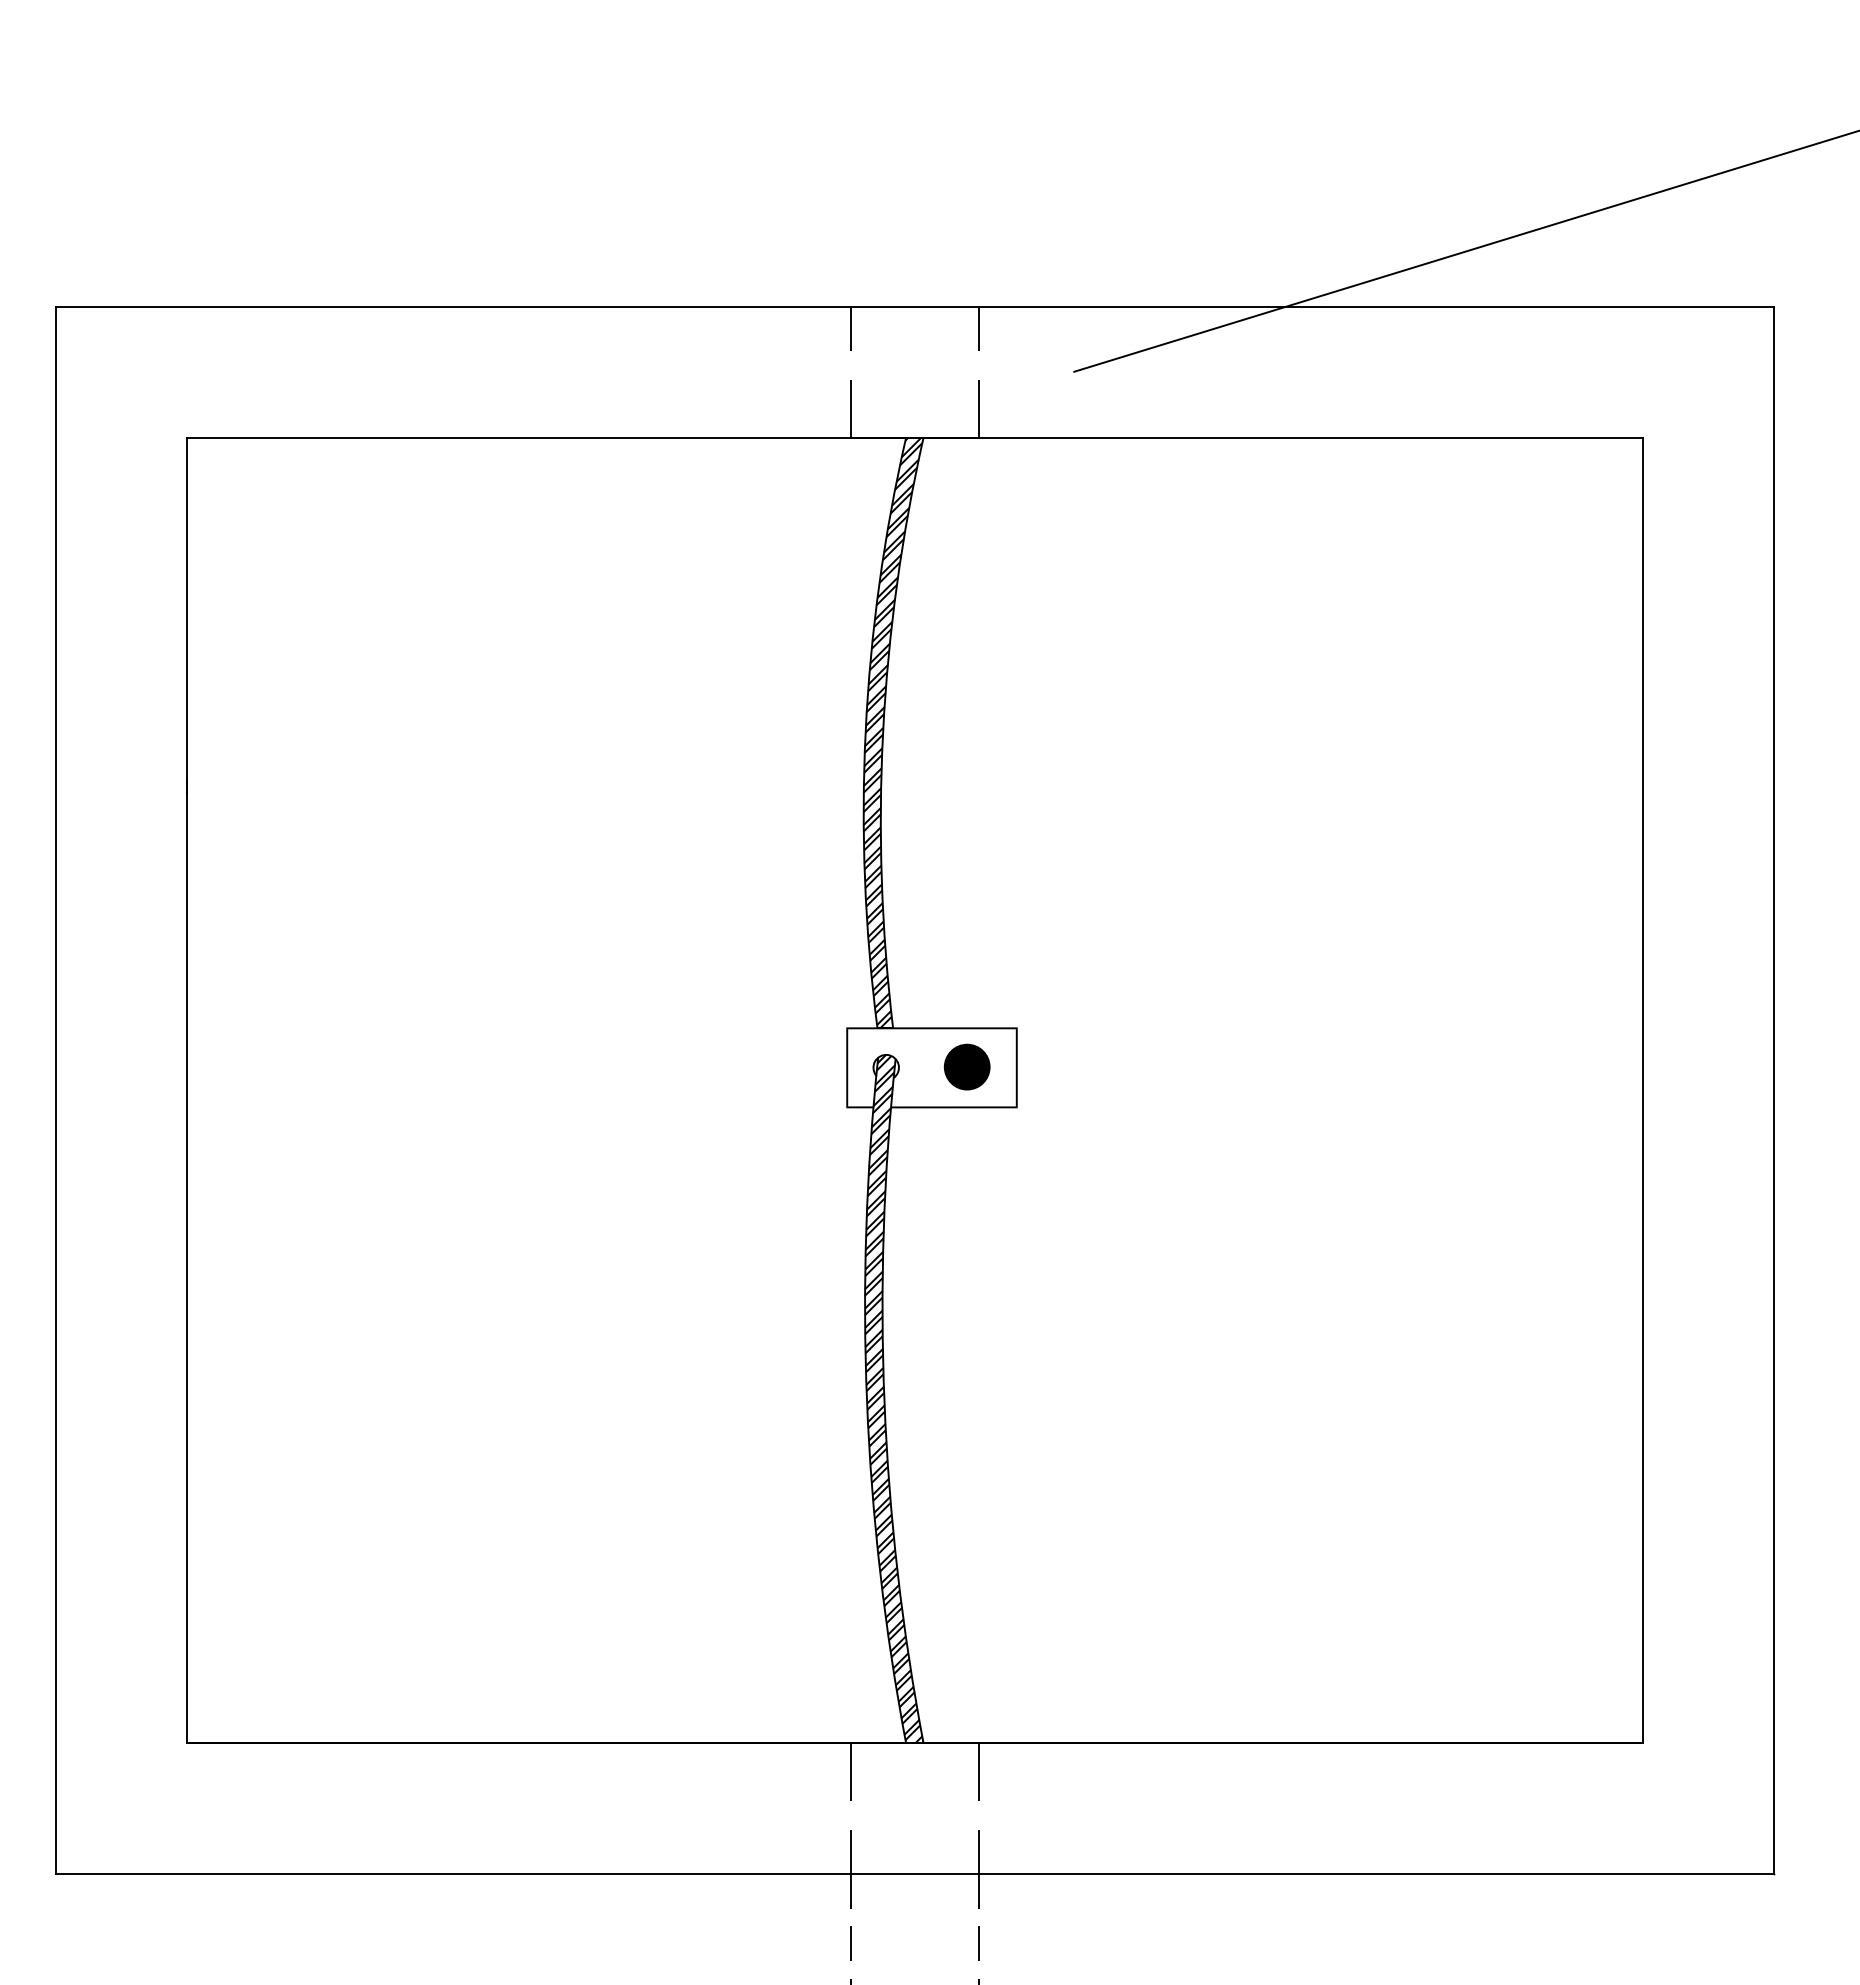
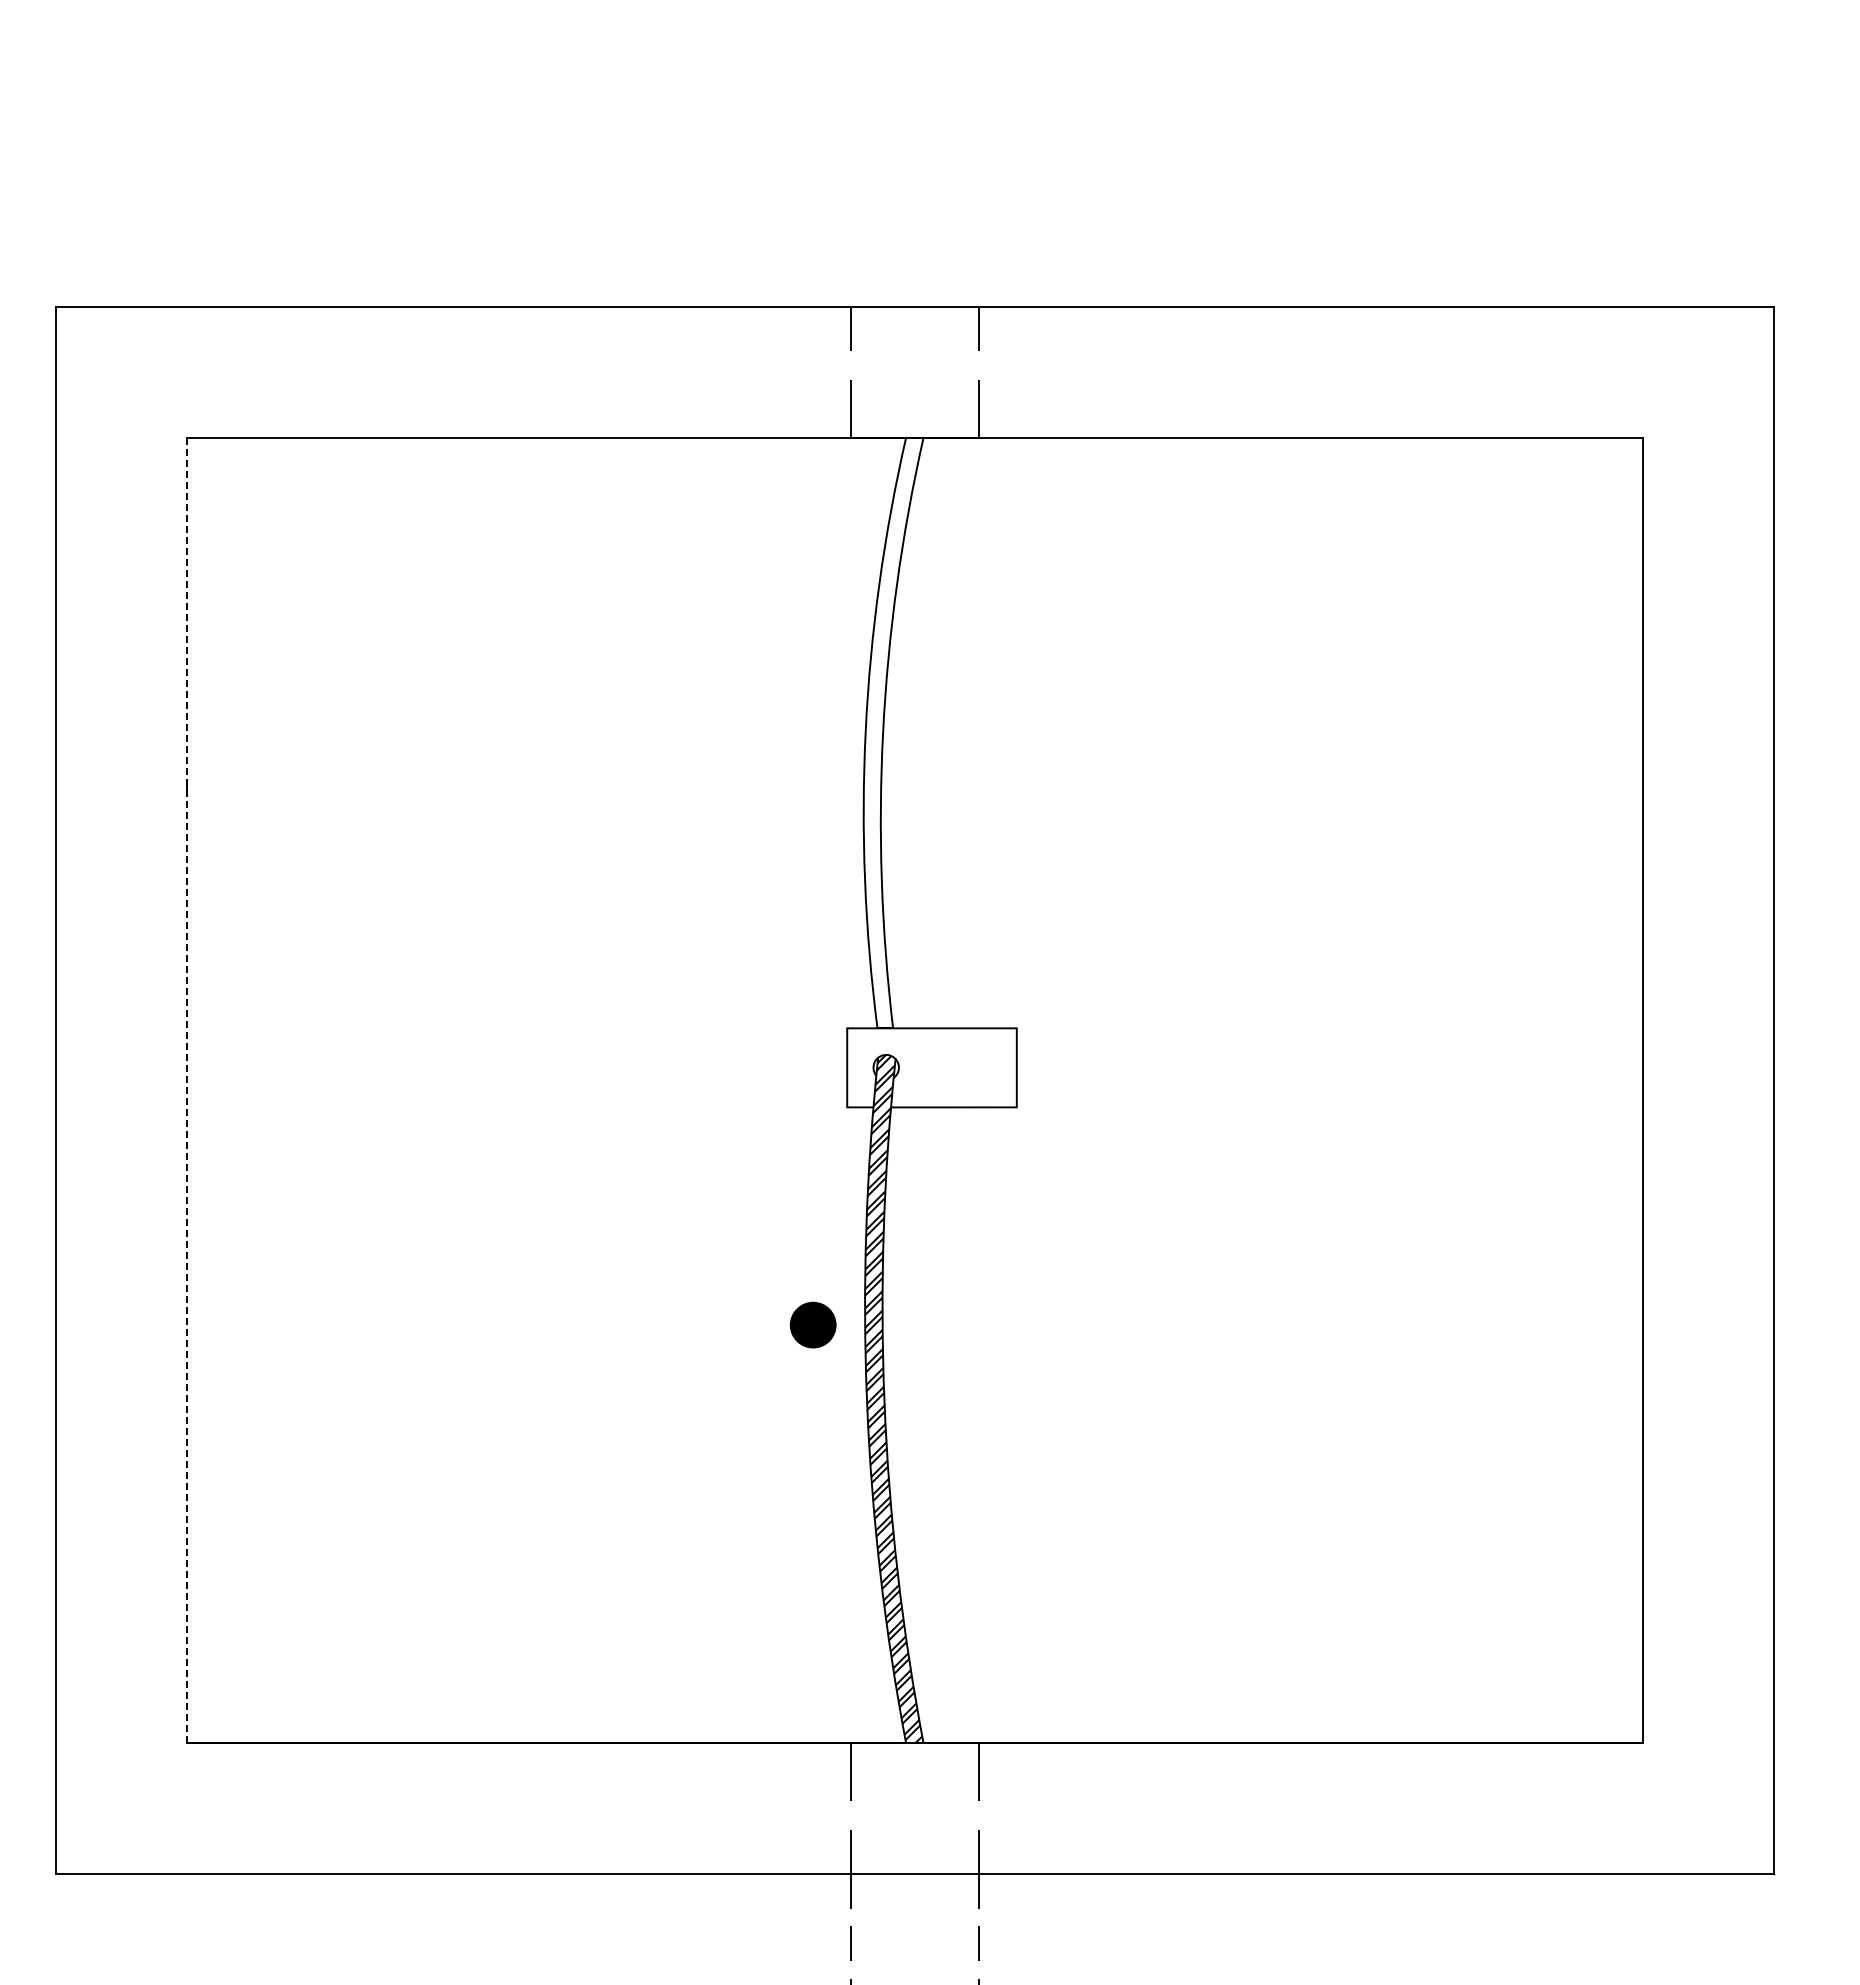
line: present -> none (1465, 251)
hatch: present -> none (892, 732)
part position: (966, 1066) -> (812, 1324) (812, 1324)
line: solid -> dashed (186, 1090)
